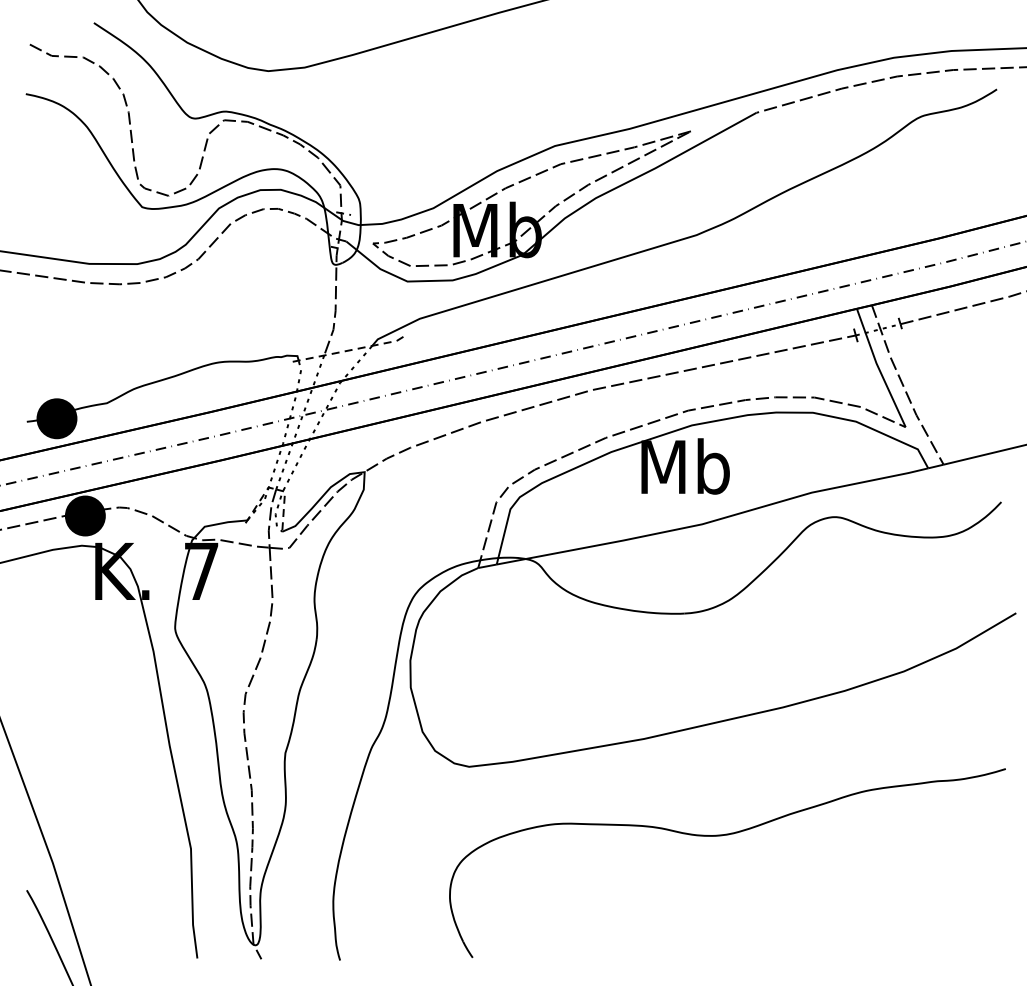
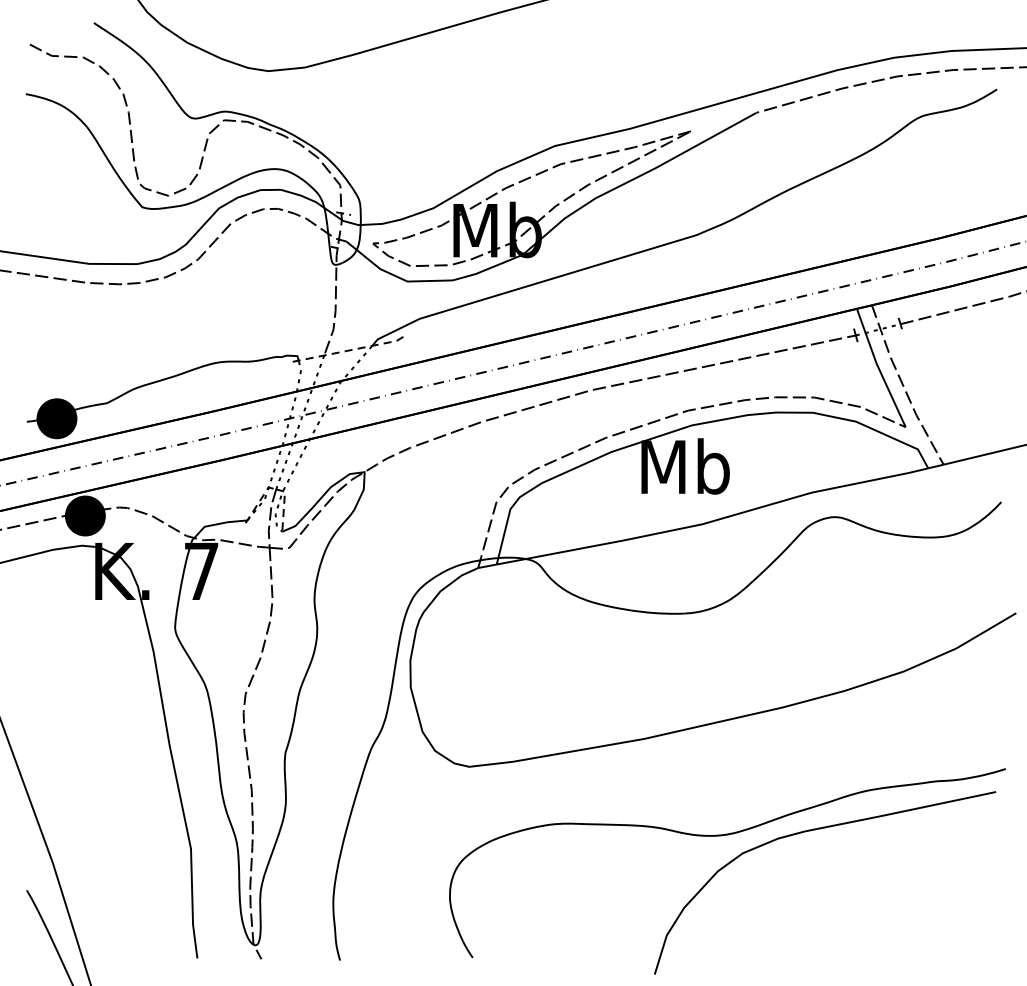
curve: none -> present (815, 830)
